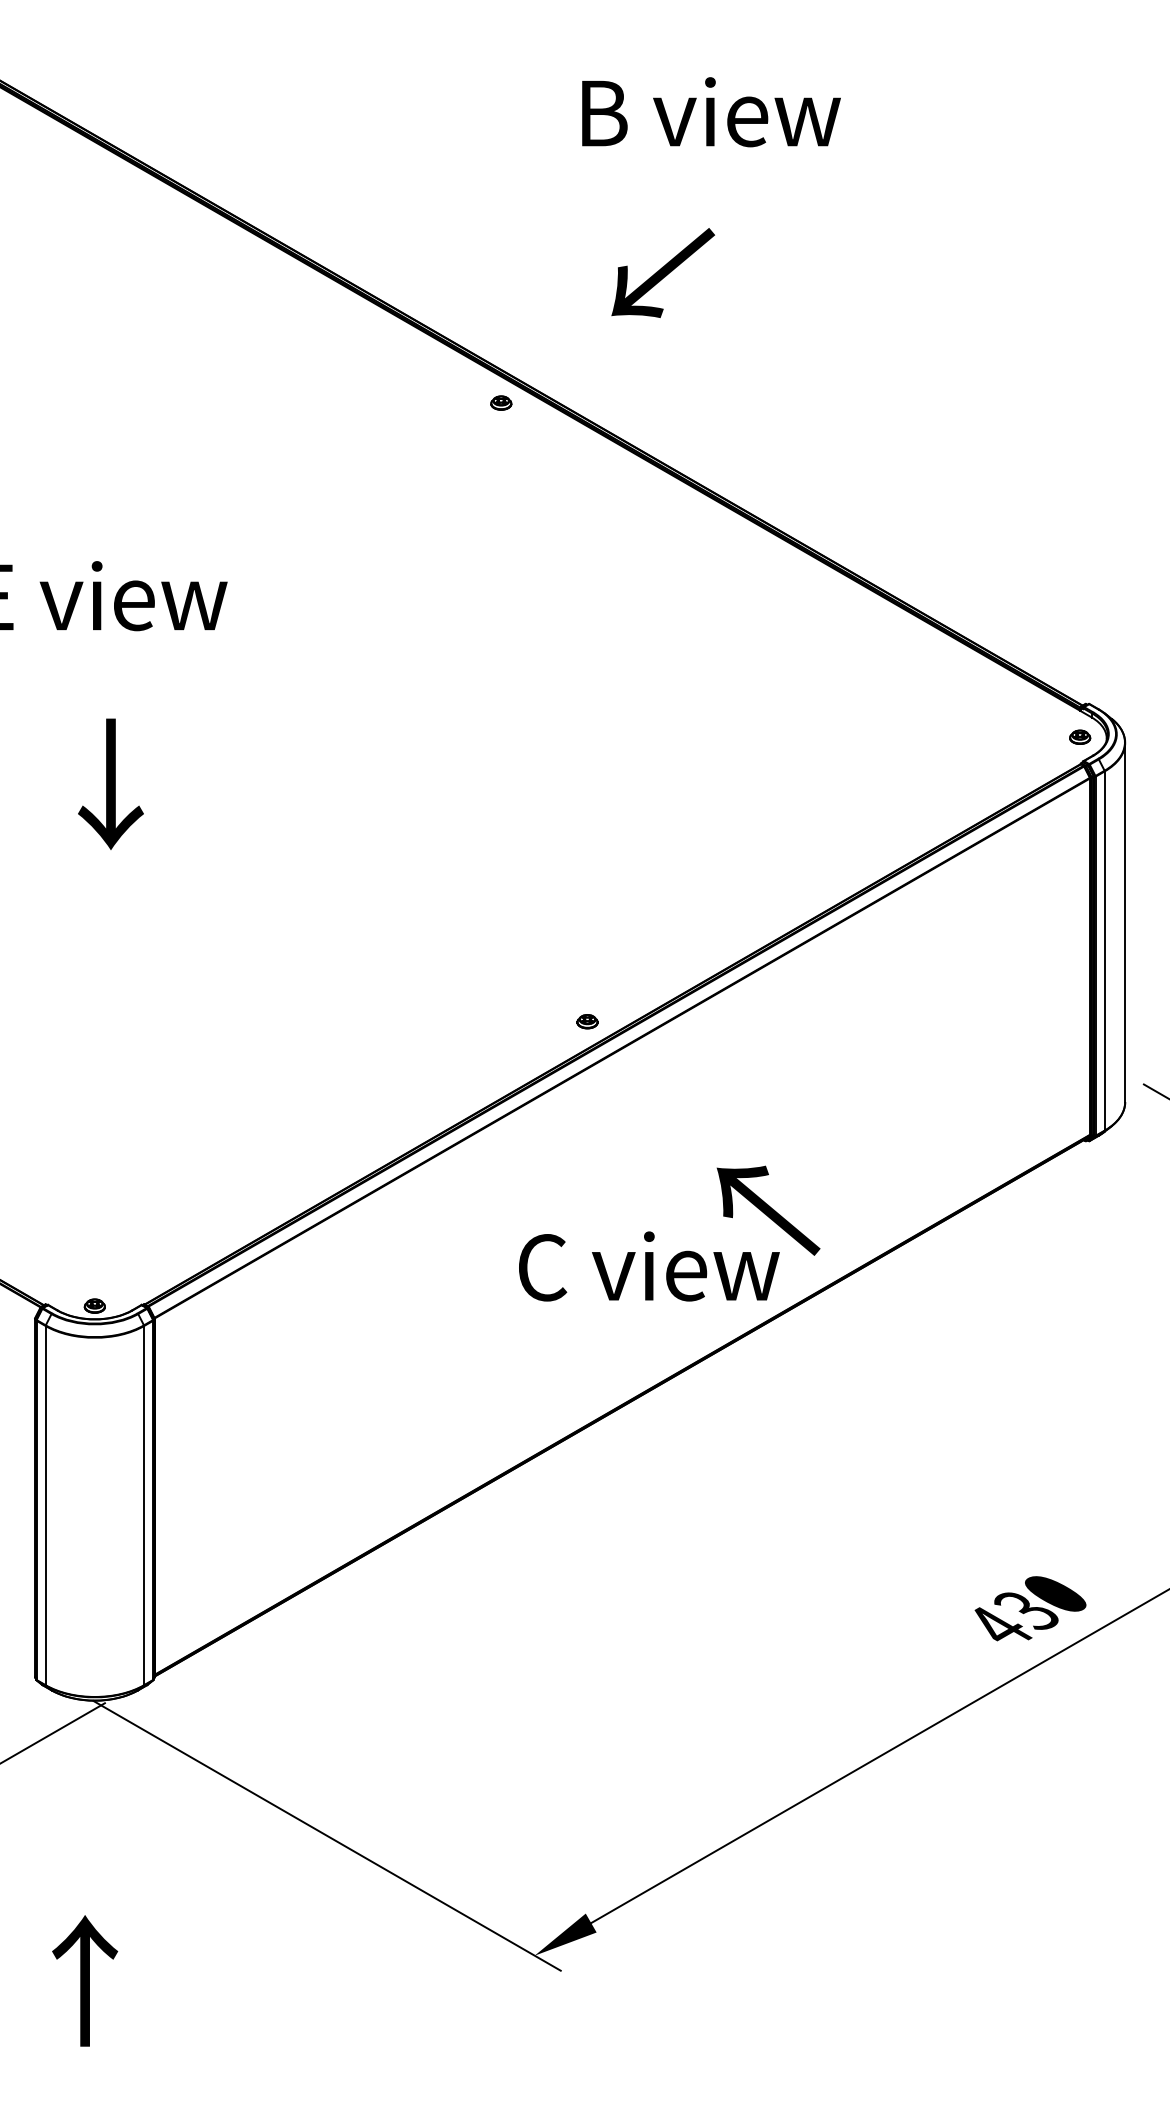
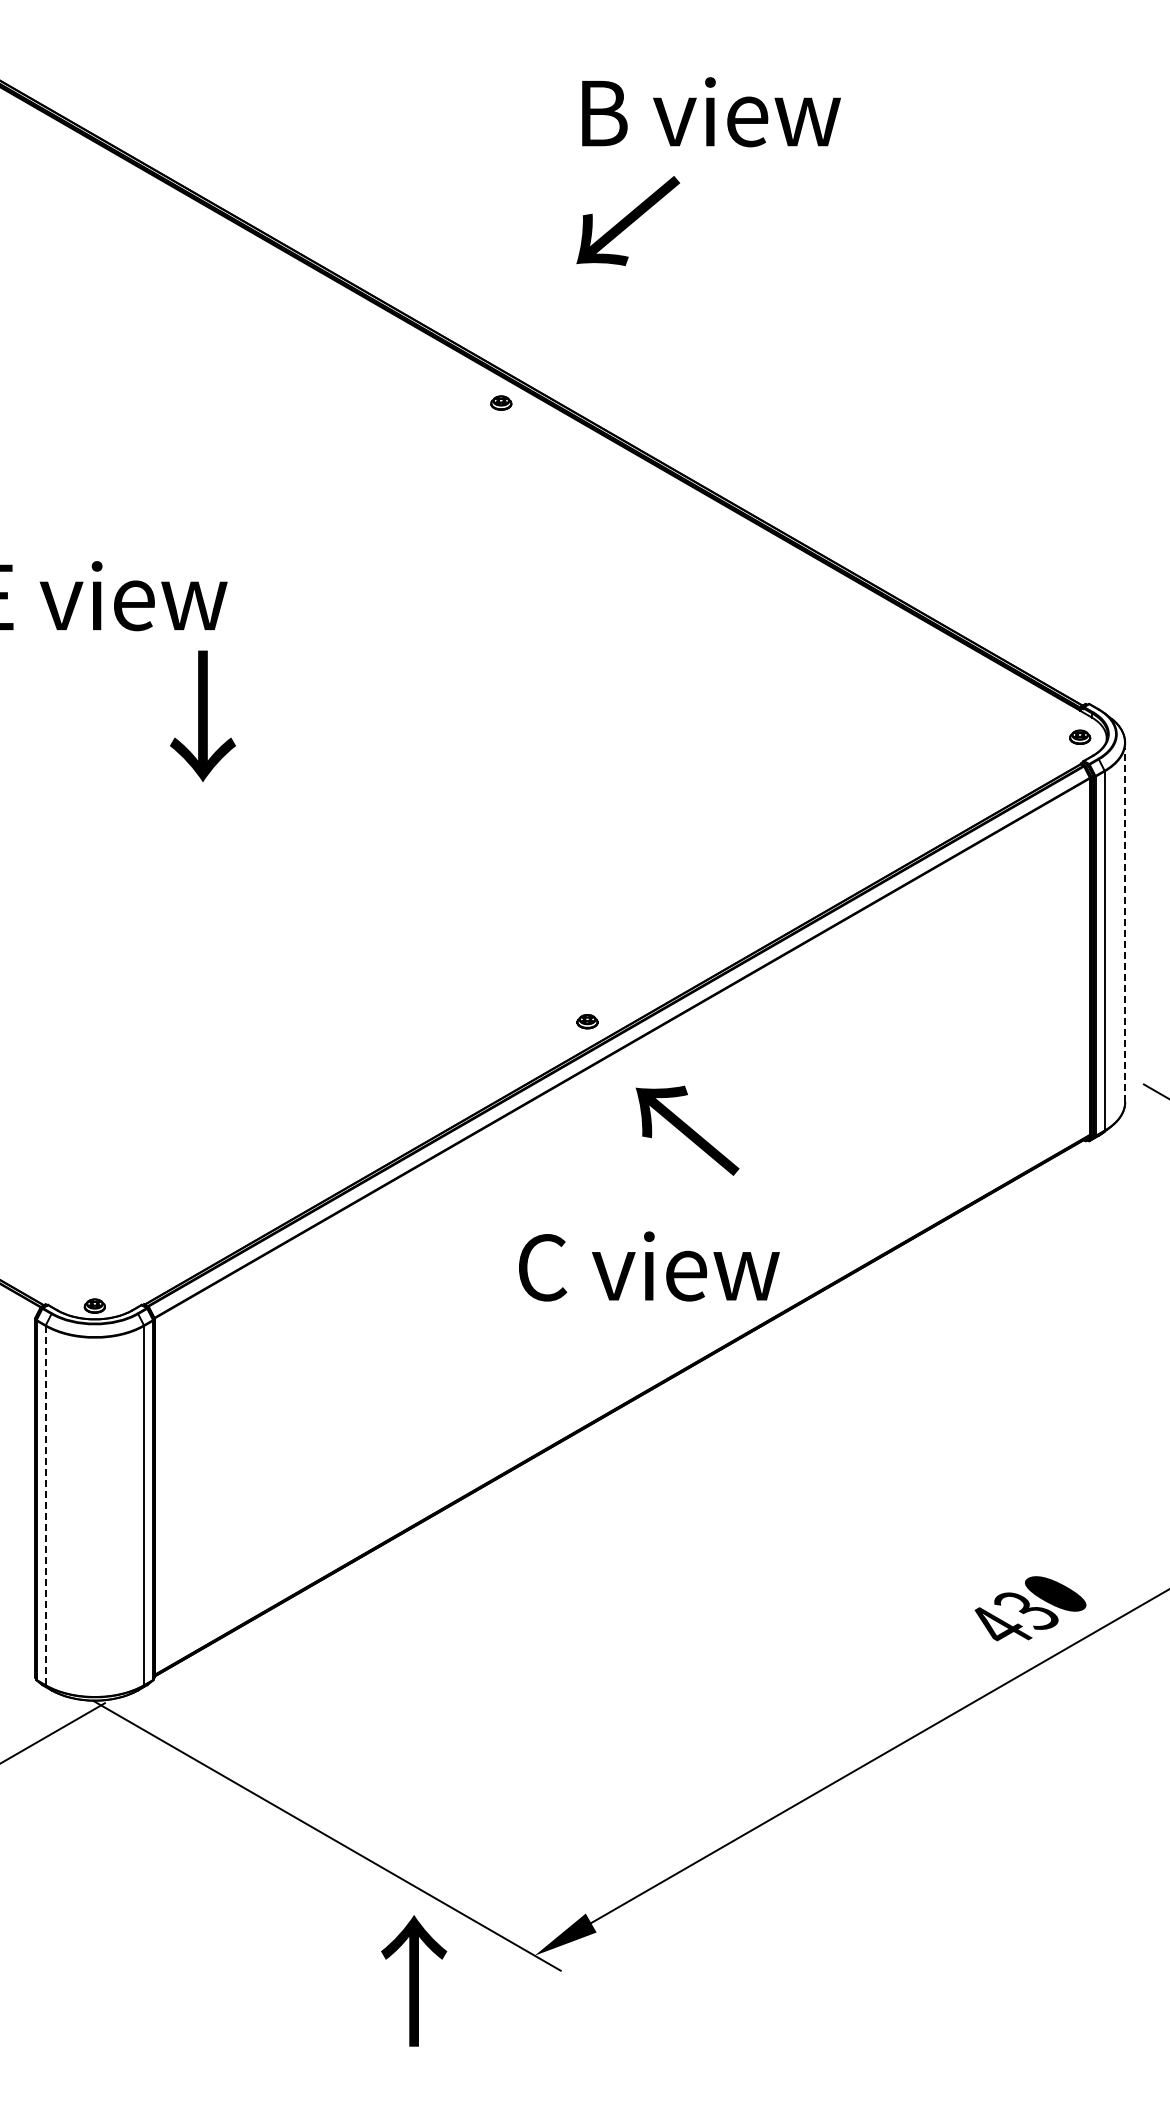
text position: (662, 272) -> (627, 220) (627, 220)
text position: (110, 783) -> (202, 715) (202, 715)
line: solid -> dashed (1125, 922)
text position: (768, 1210) -> (687, 1130) (687, 1130)
line: solid -> dashed (45, 1505)
text position: (85, 1980) -> (414, 1980) (414, 1980)
